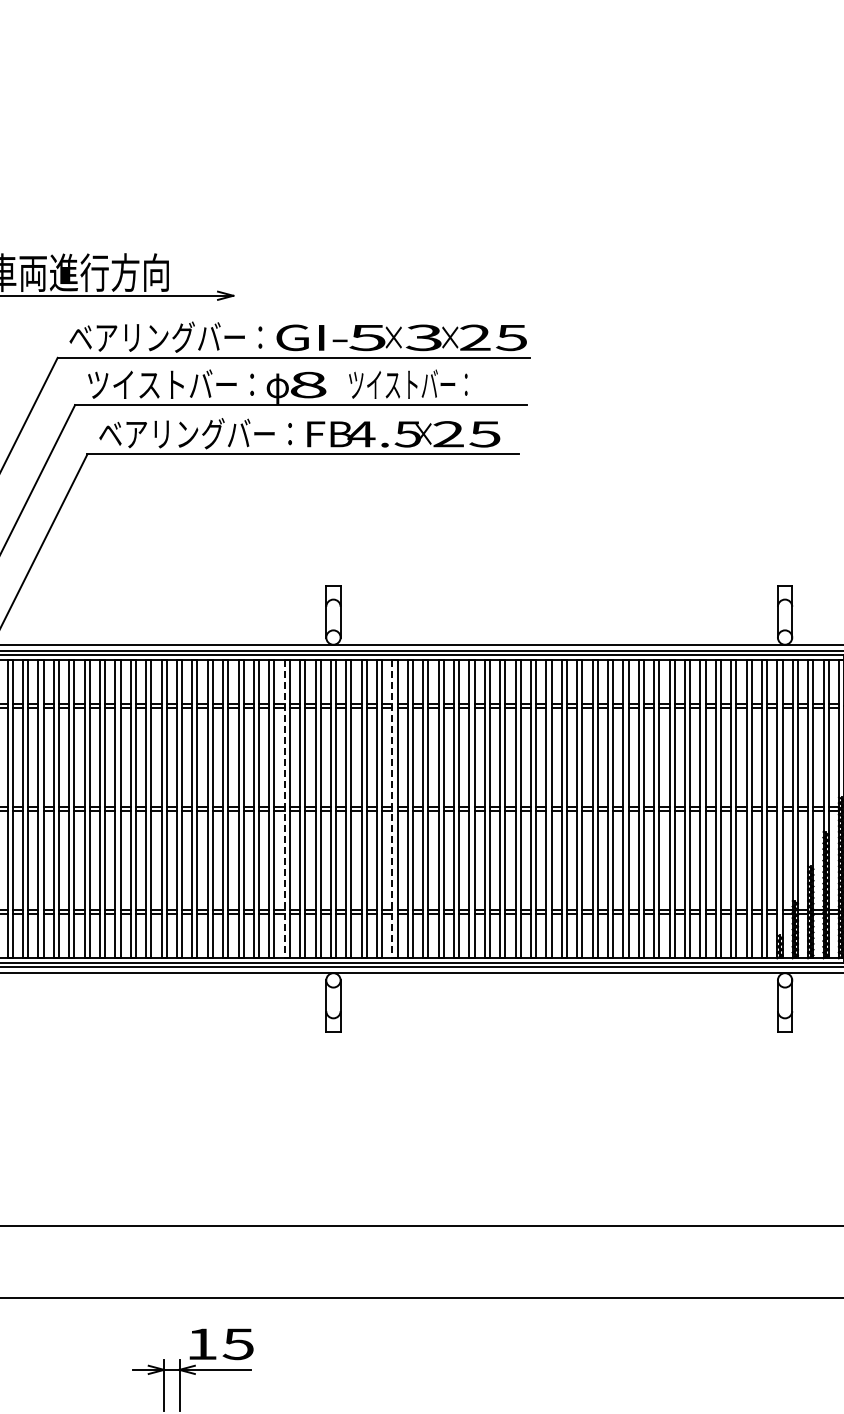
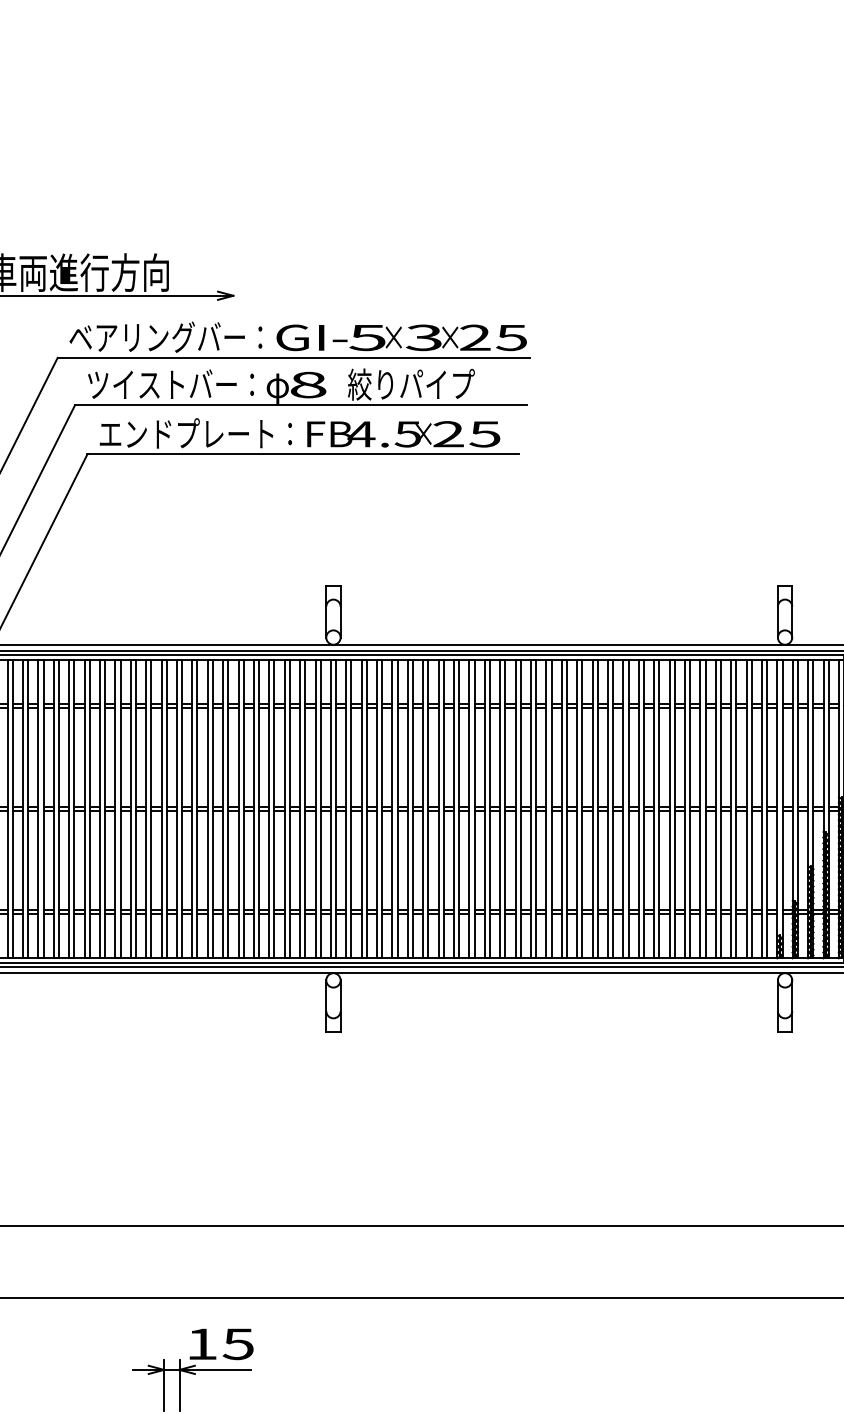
text: ツイストバー： -> 絞りパイプ (411, 384)
text: ベアリングバー： -> エンドプレート： (186, 433)
line: dashed -> solid (284, 809)
line: dashed -> solid (392, 809)
